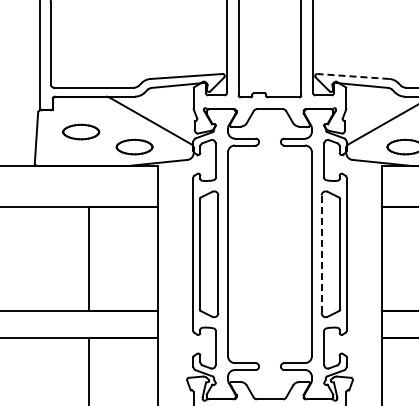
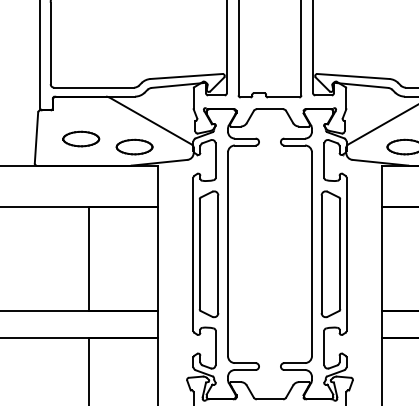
line: dashed -> solid (352, 76)
part position: (81, 131) -> (81, 138) (81, 138)
line: dashed -> solid (321, 254)
